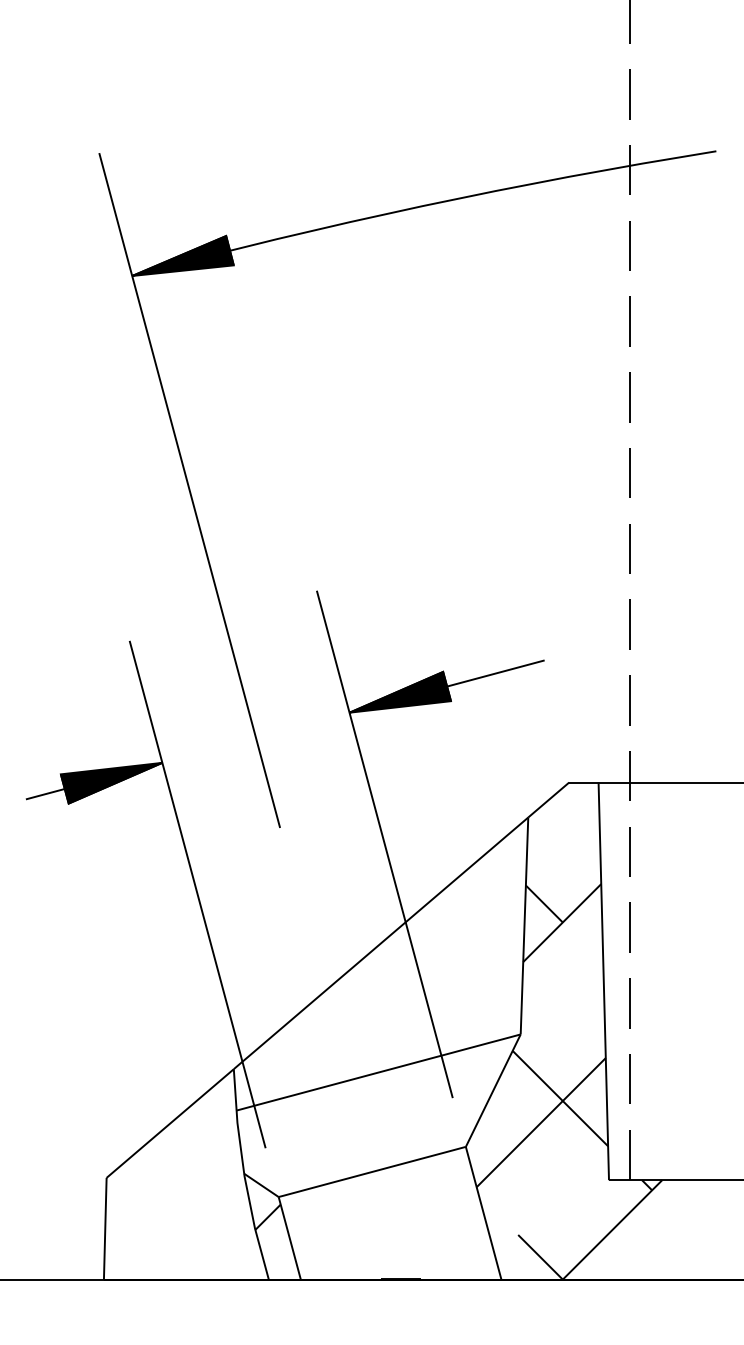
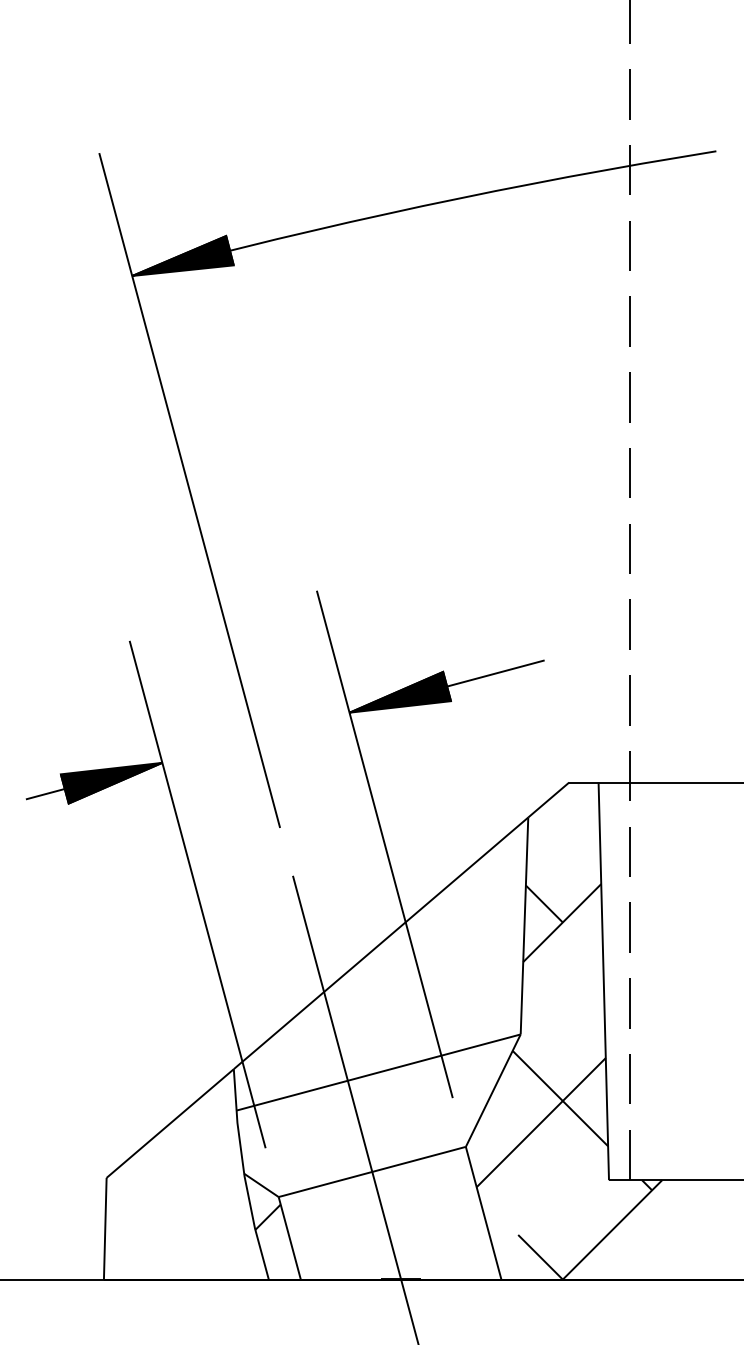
line: none -> present (354, 1108)
